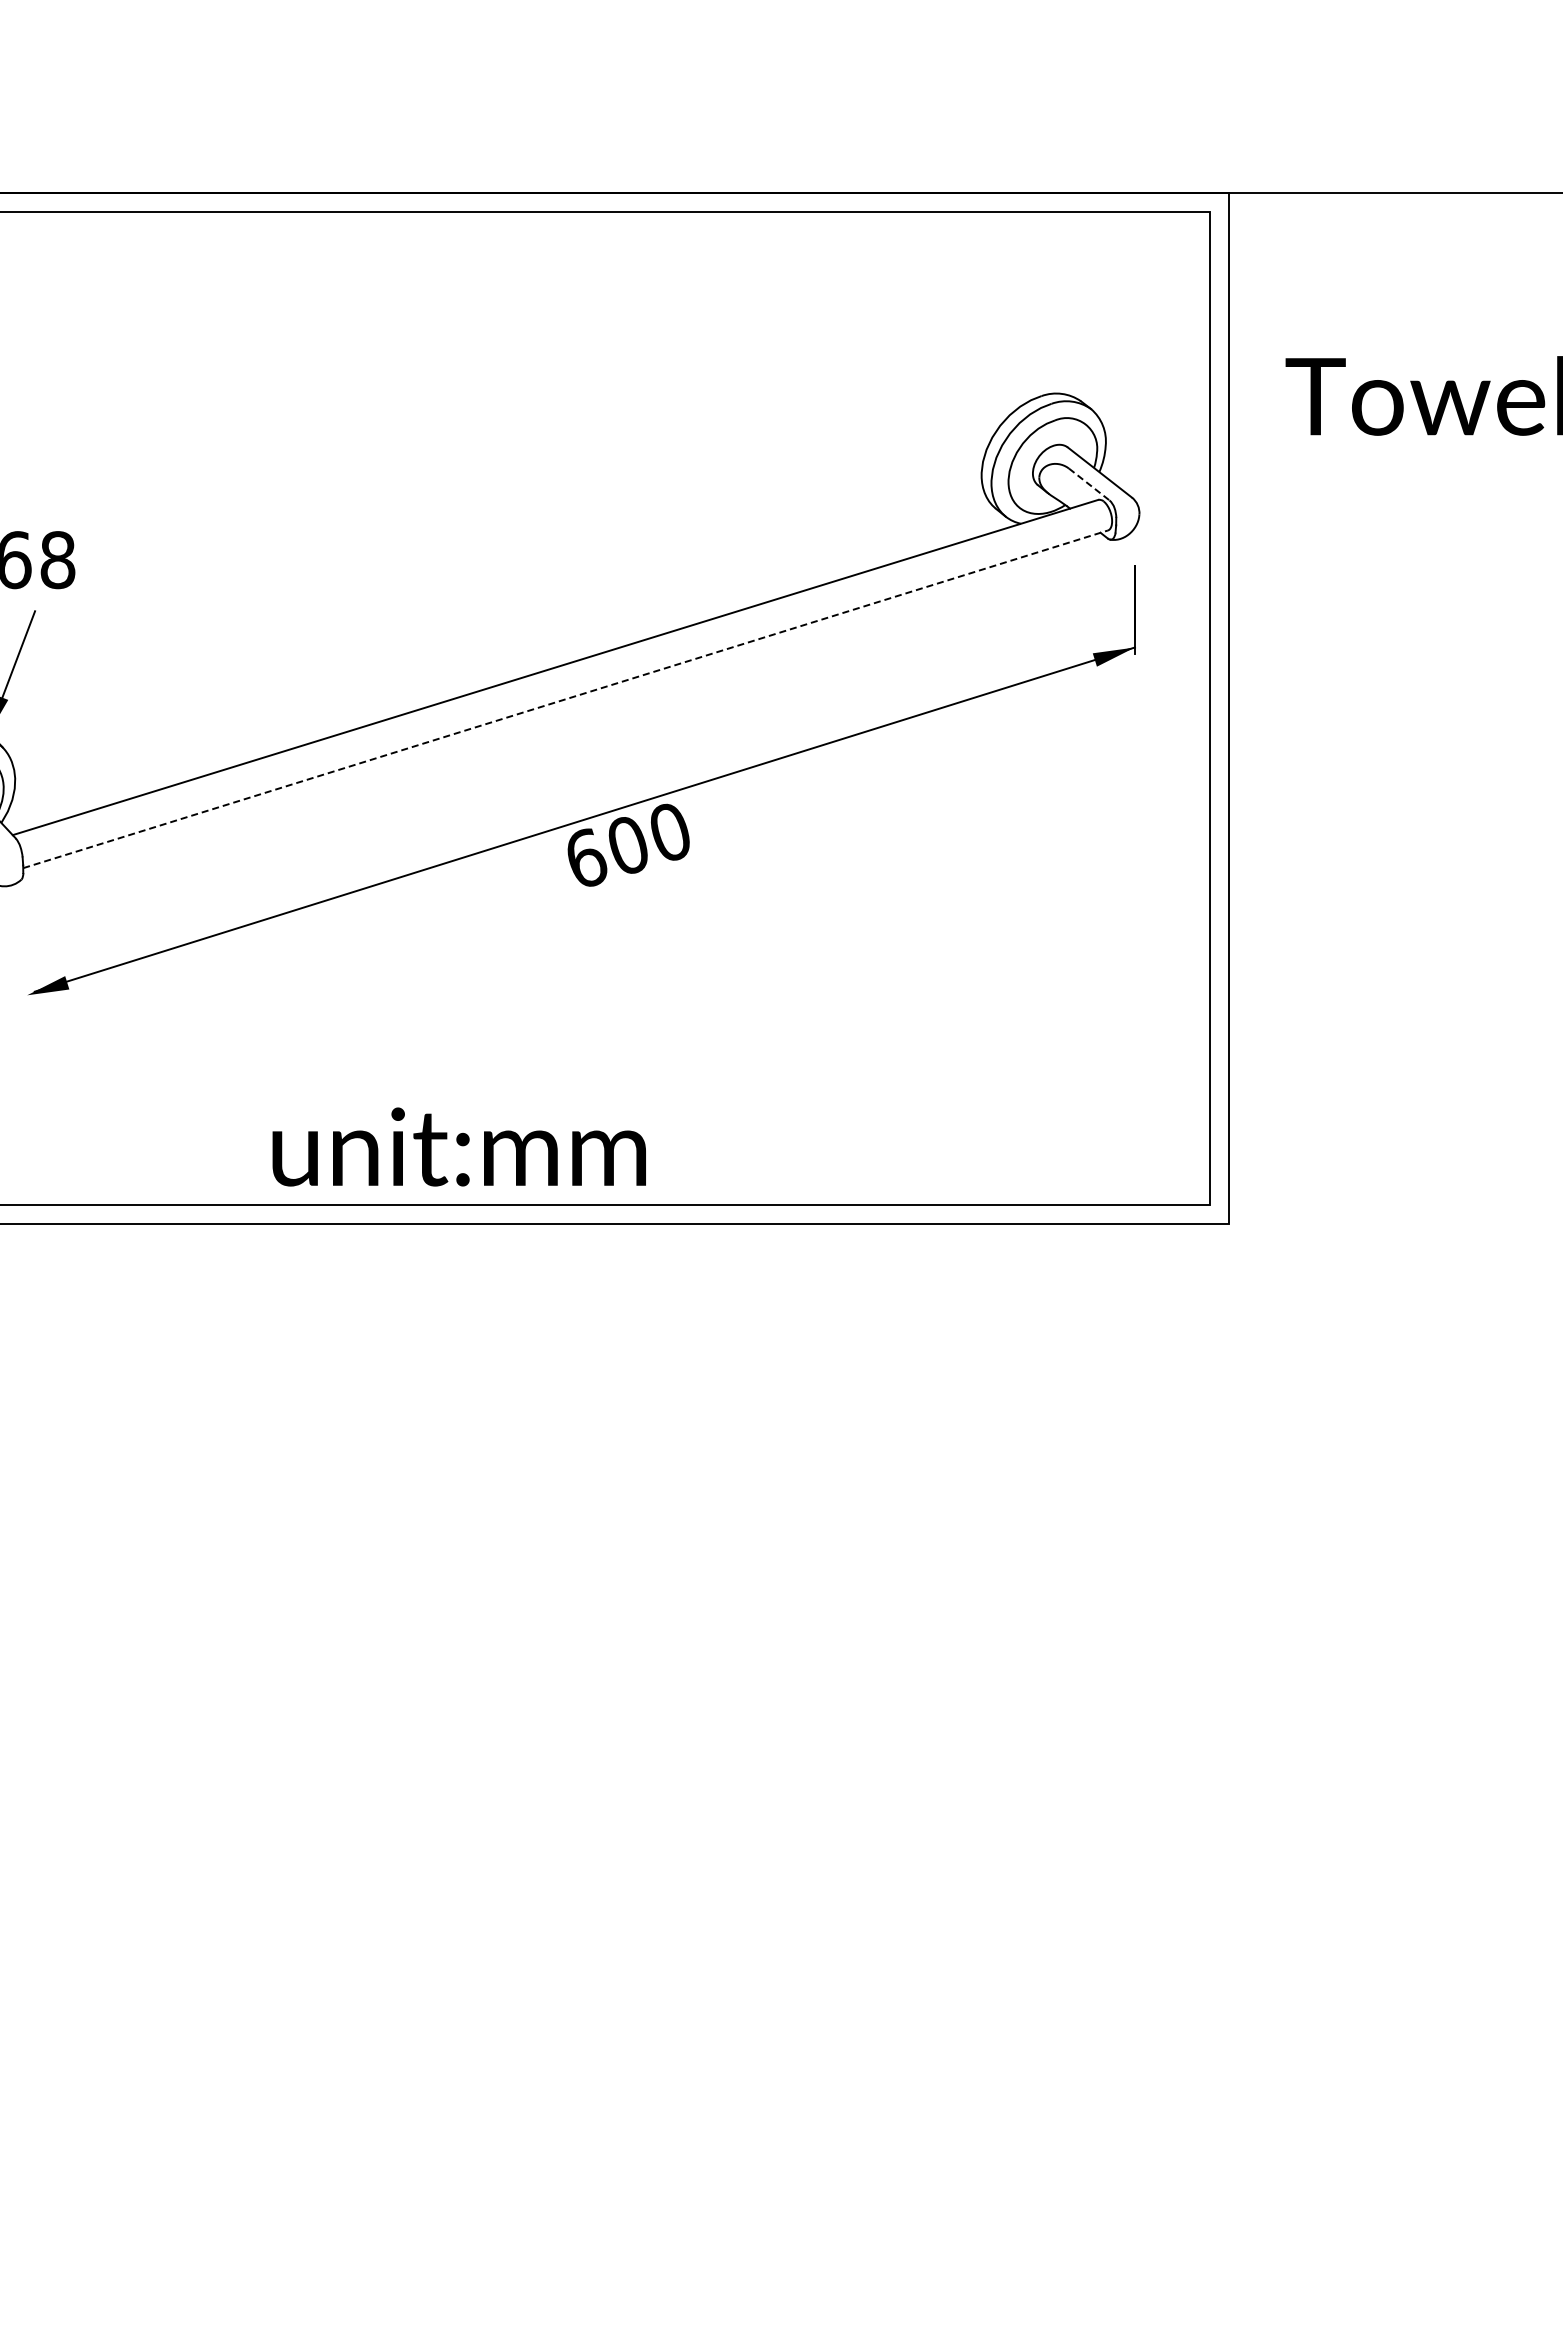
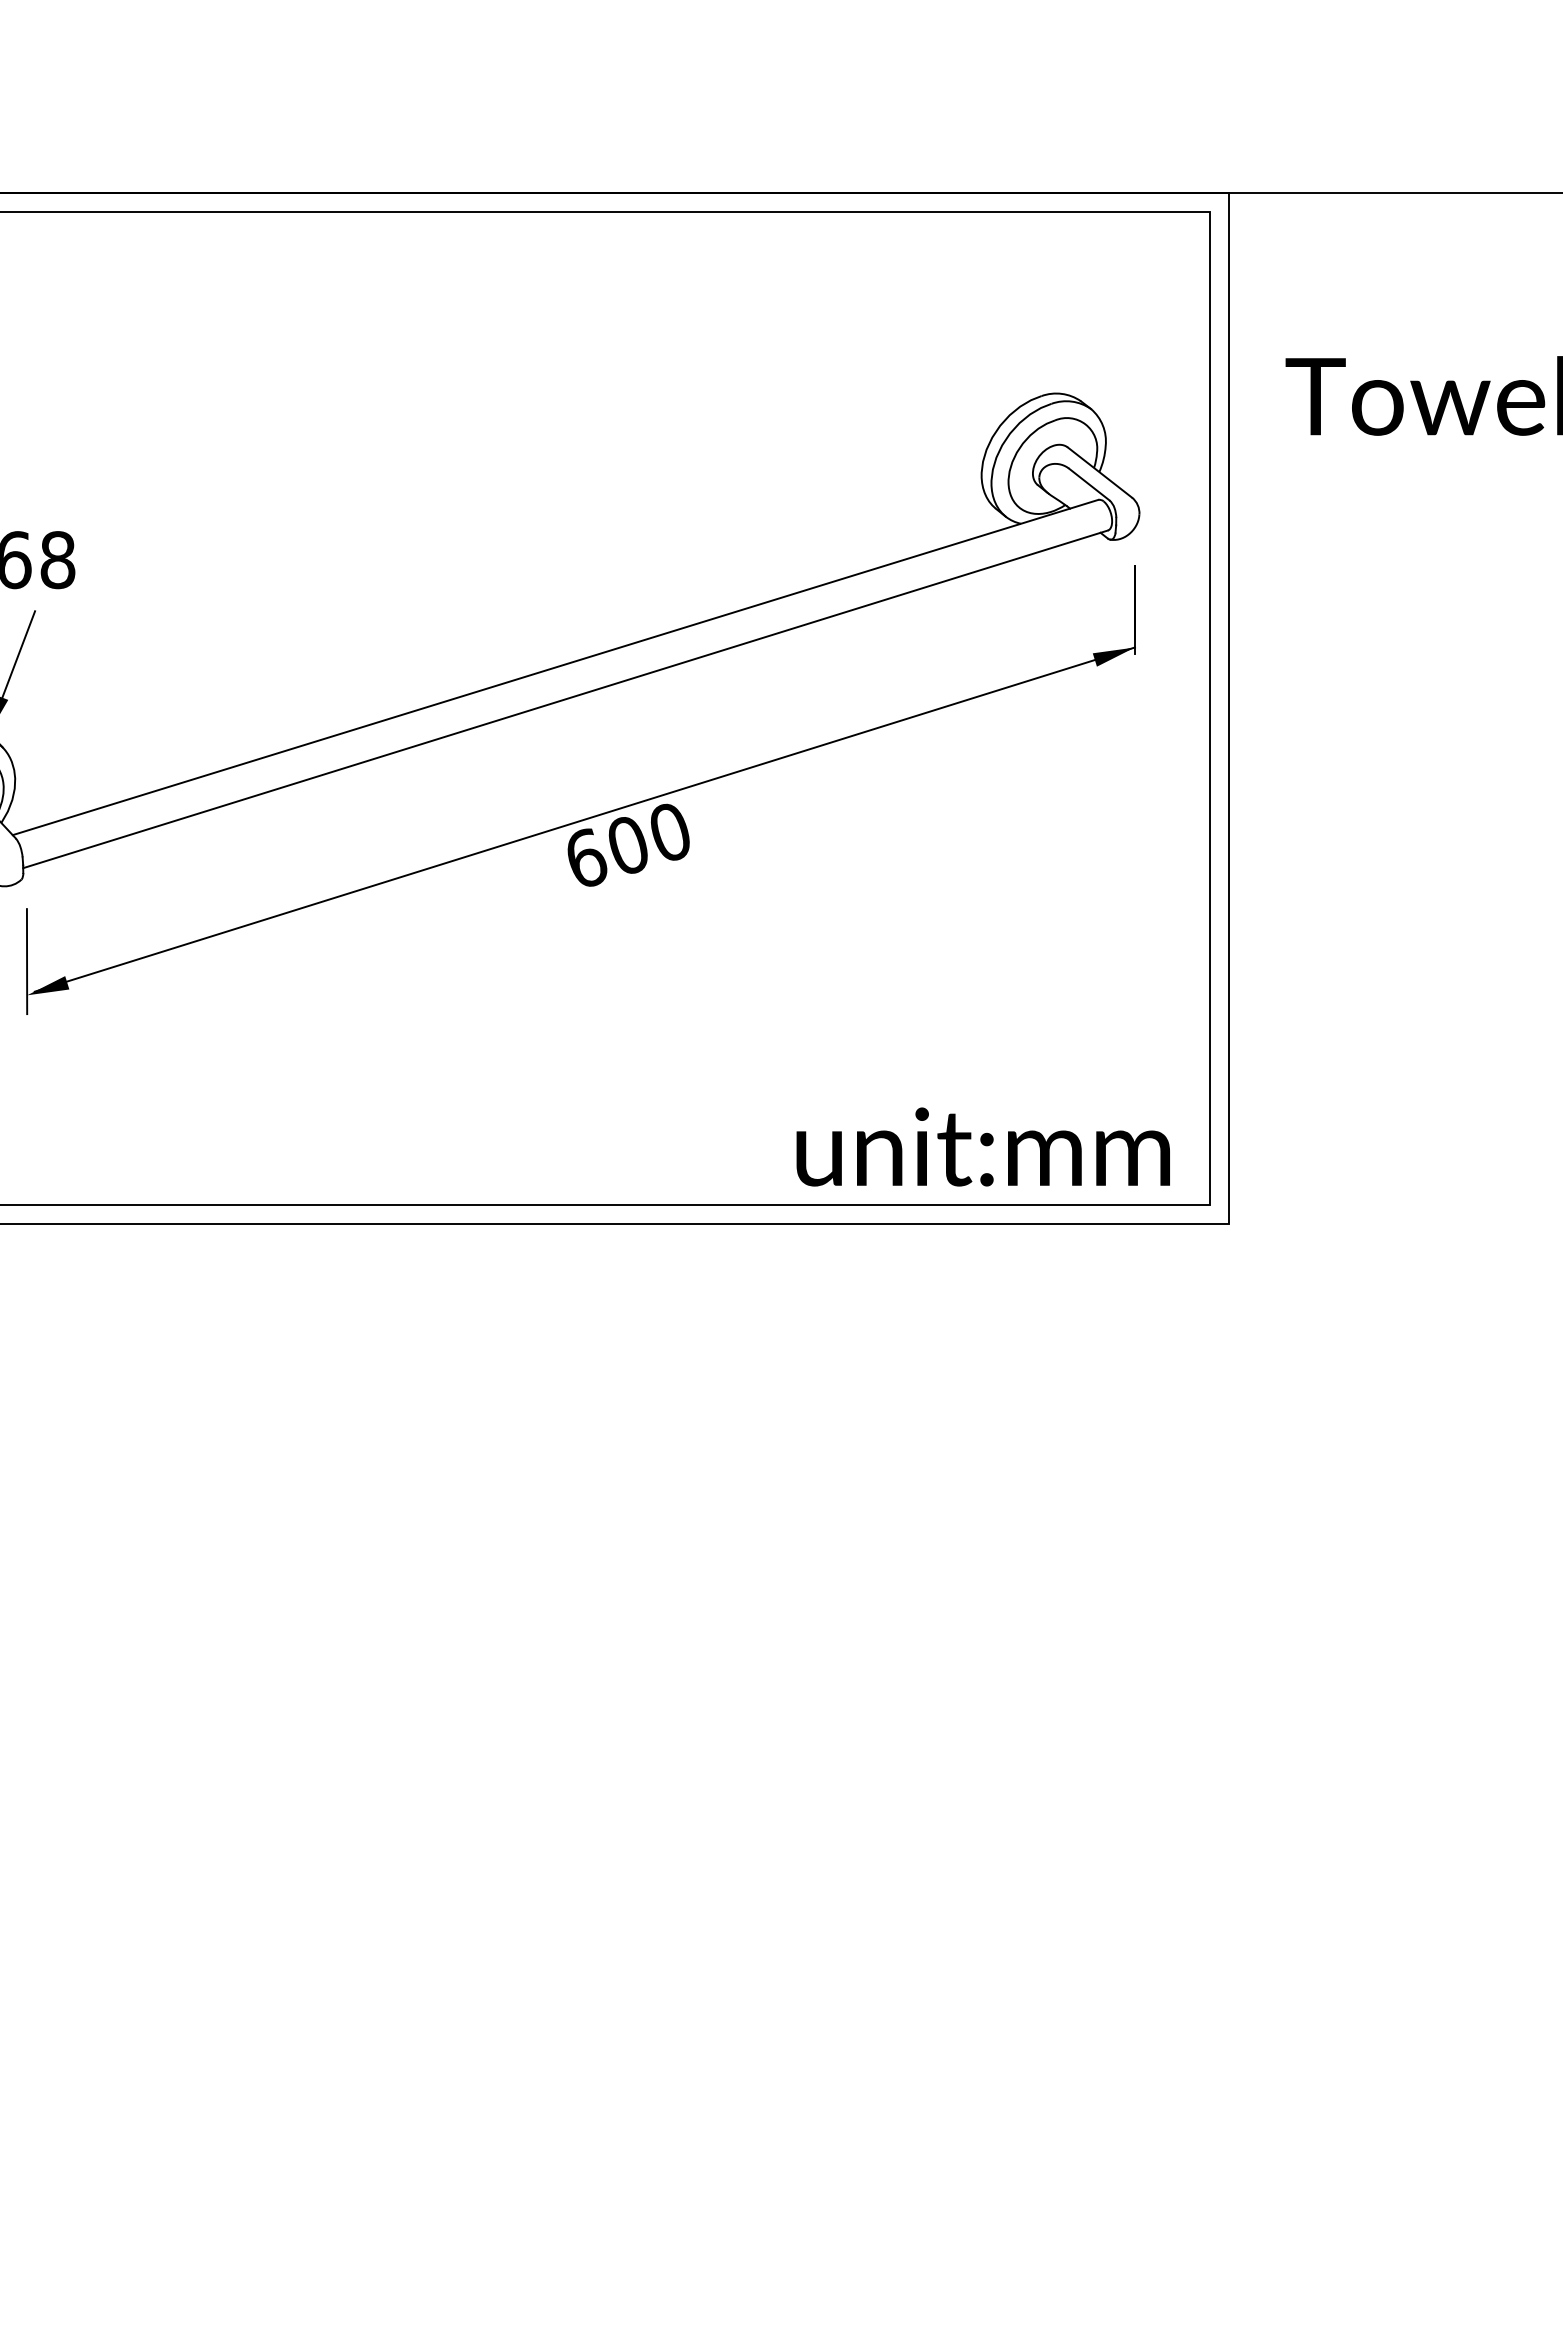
line: dashed -> solid (1089, 484)
line: dashed -> solid (565, 699)
line: none -> present (26, 961)
text position: (458, 1146) -> (982, 1146) (982, 1146)
